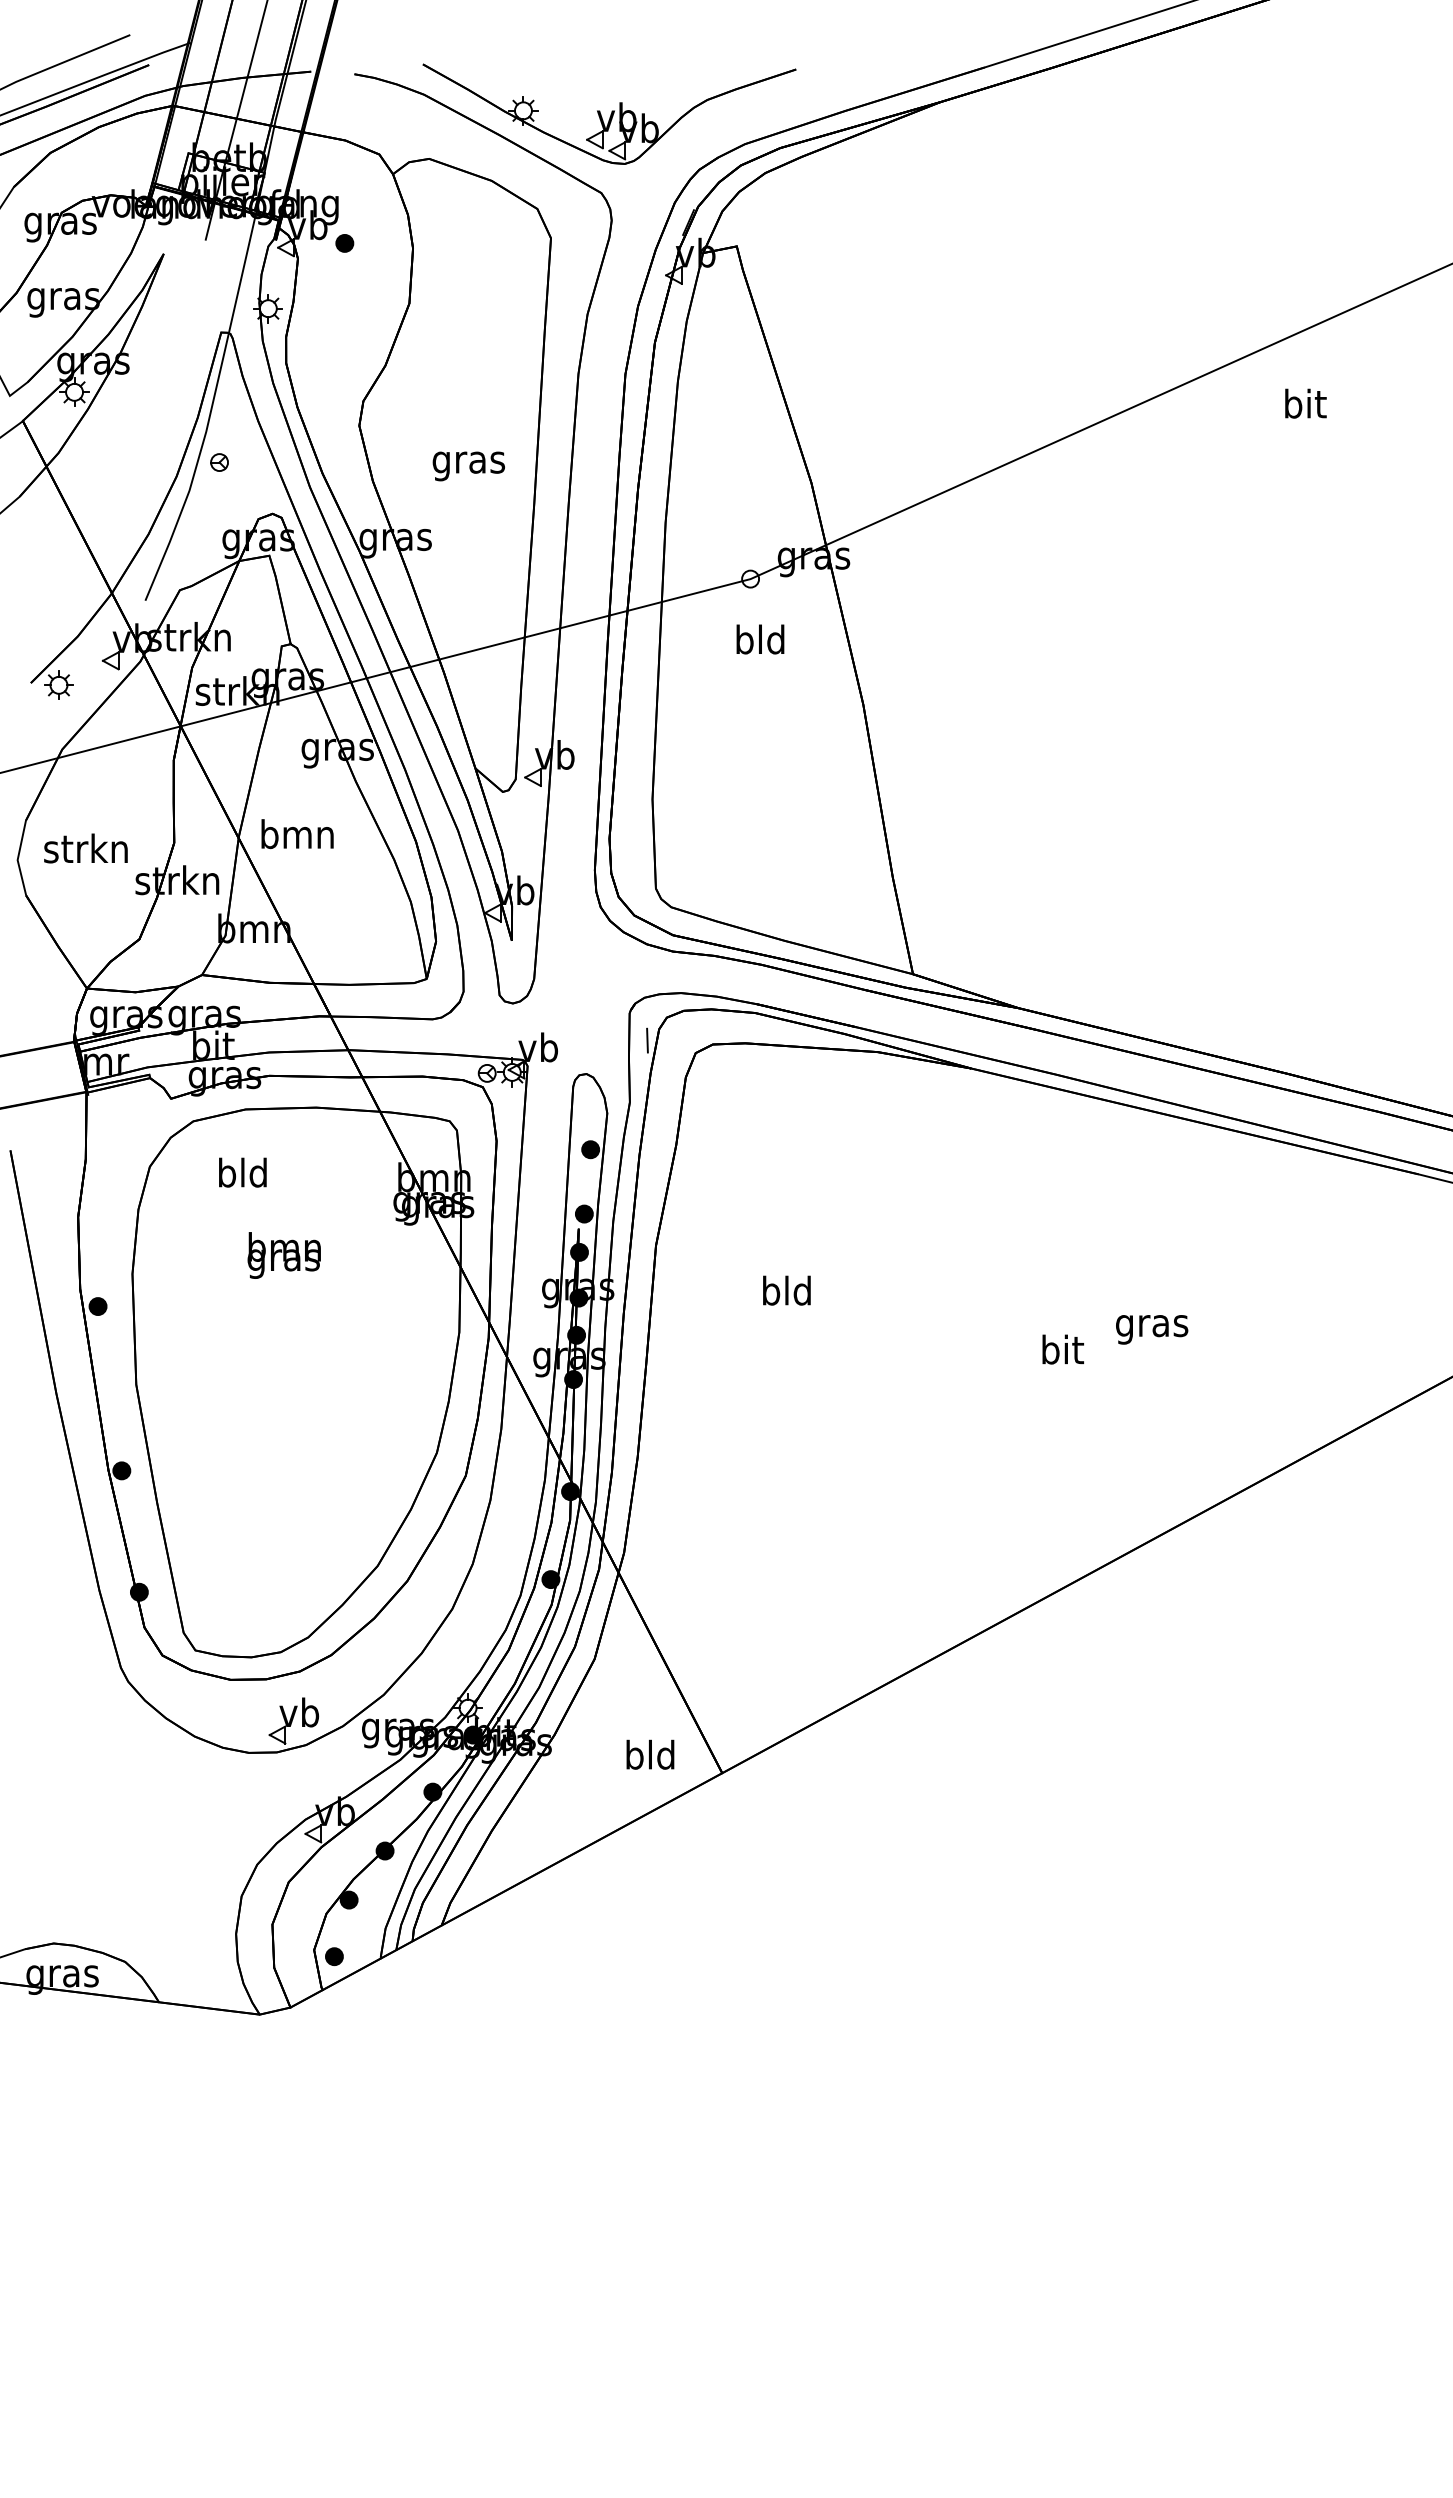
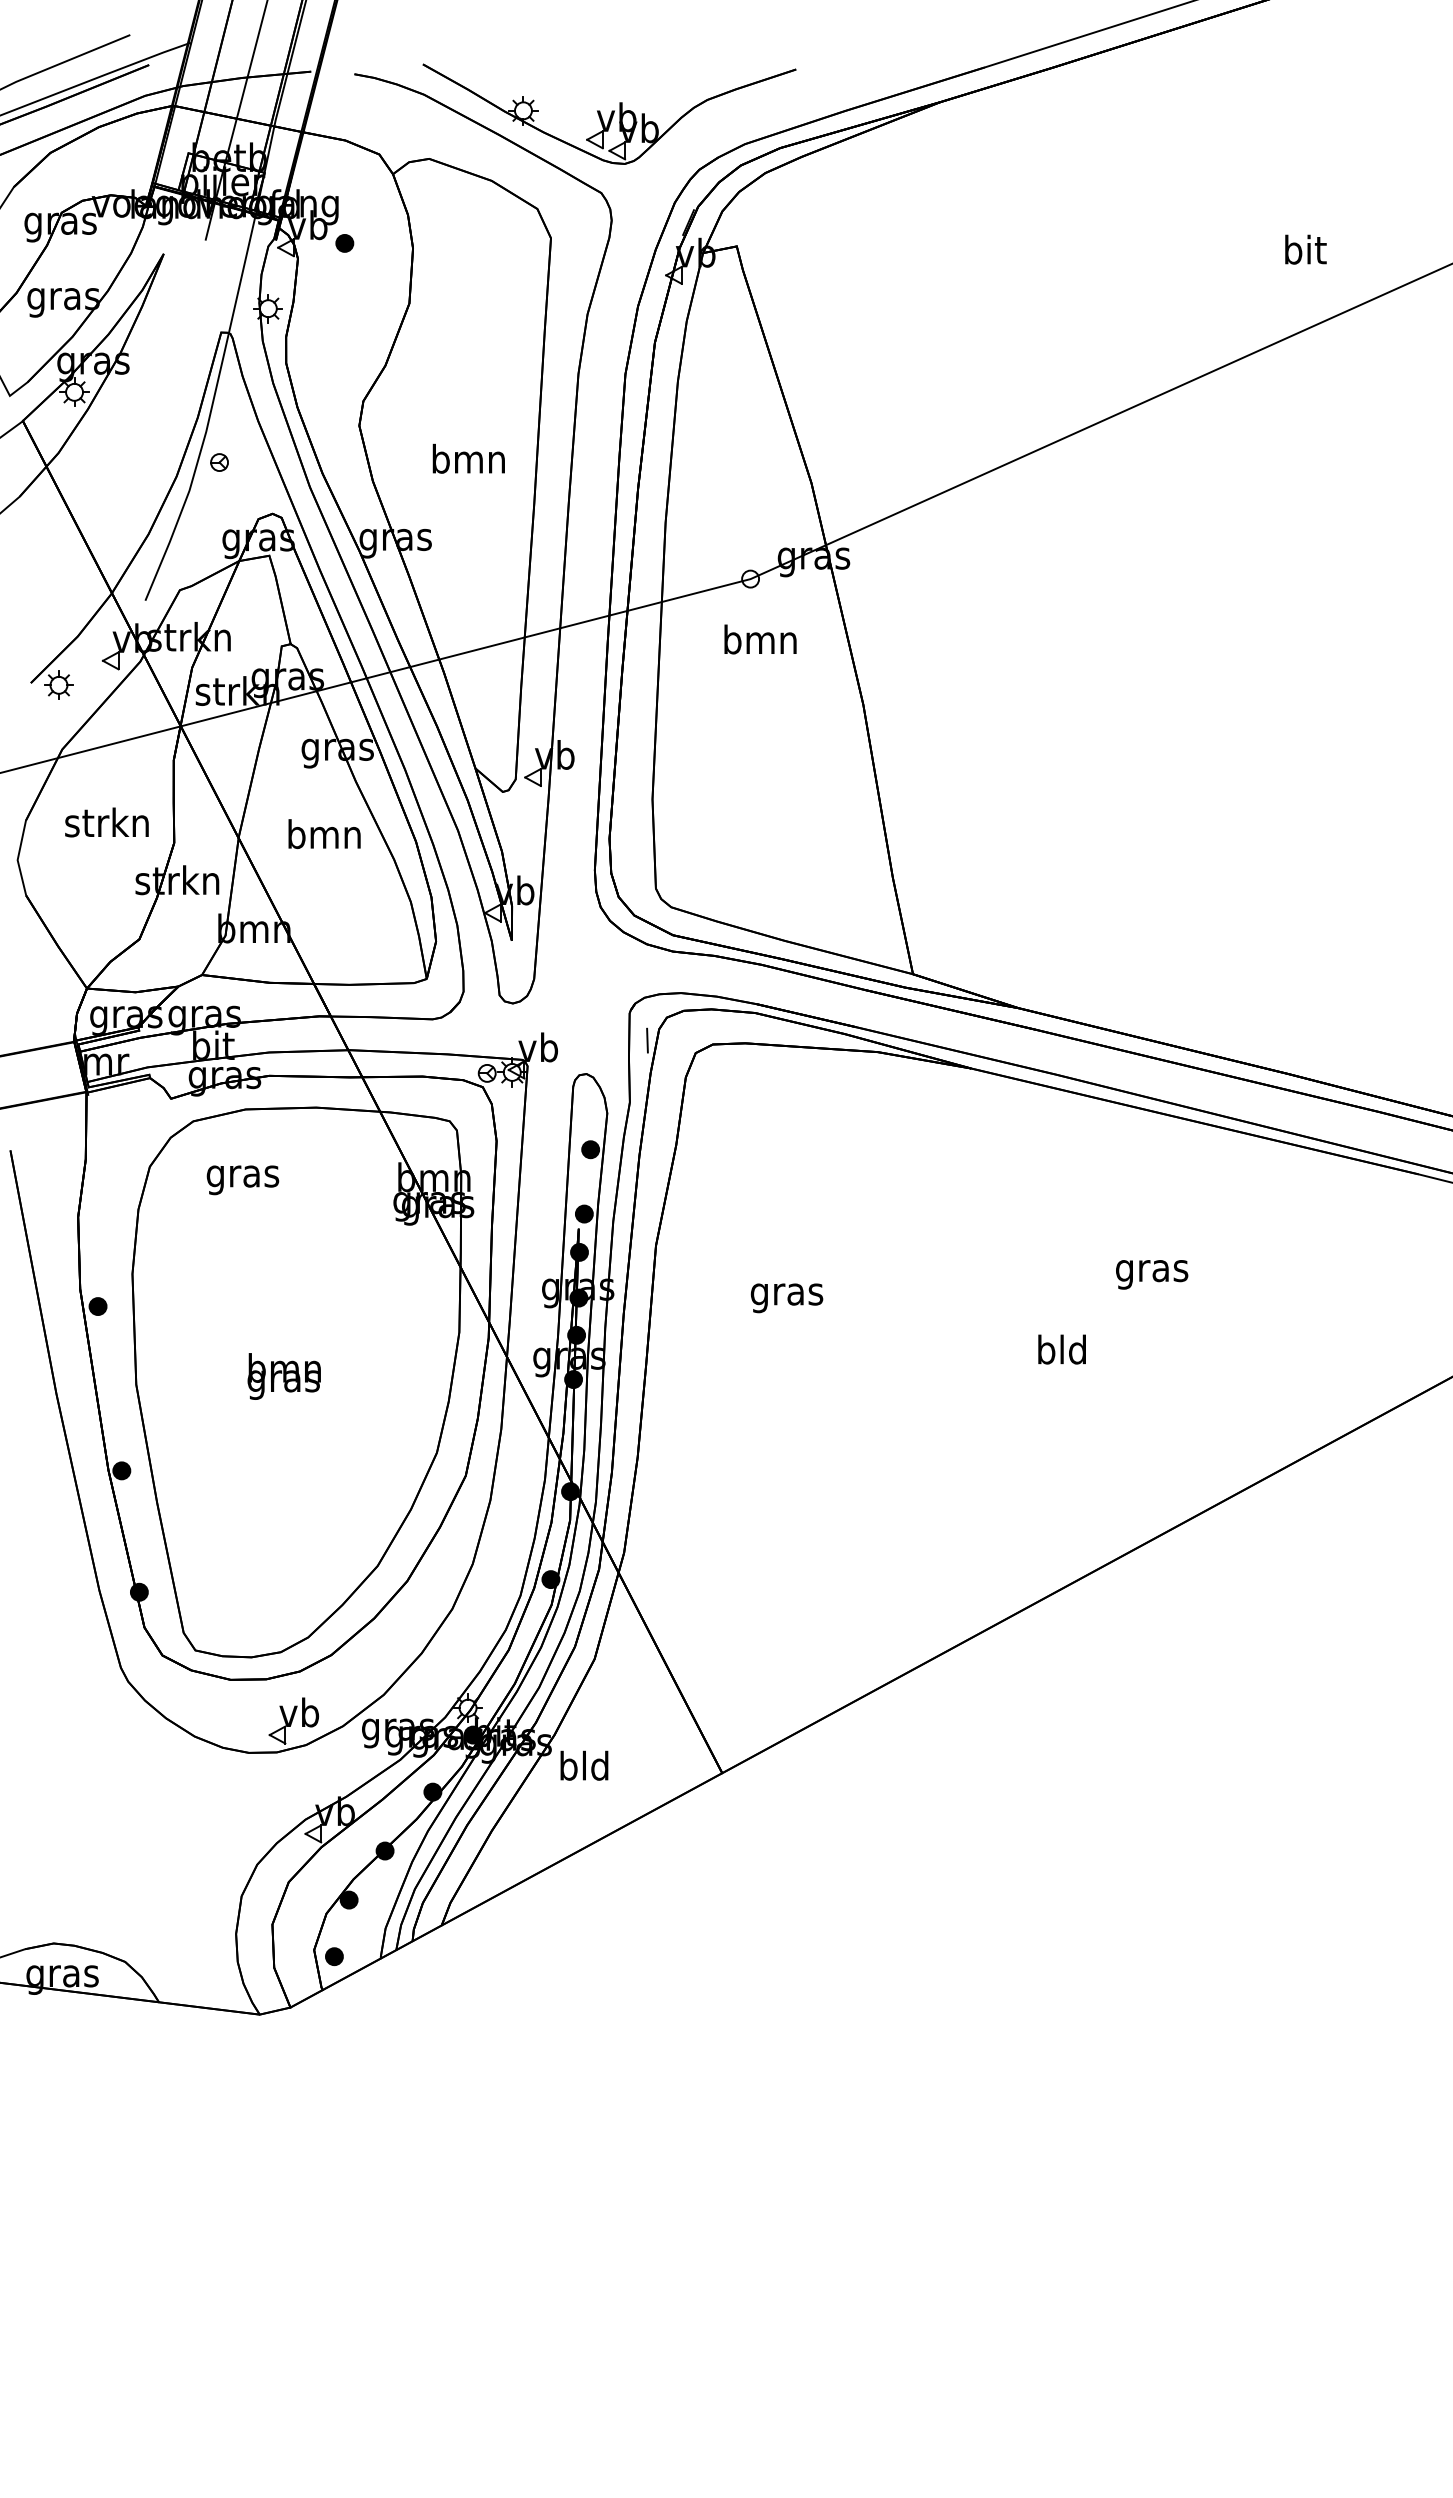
text position: (1305, 403) -> (1305, 249) (1305, 249)
text: gras -> bmn (468, 462)
text: bld -> bmn (760, 639)
text position: (297, 834) -> (324, 834) (324, 834)
text position: (85, 848) -> (106, 822) (106, 822)
text: bld -> gras (242, 1176)
text position: (283, 1255) -> (283, 1376) (283, 1376)
text: bld -> gras (786, 1294)
text position: (1152, 1329) -> (1152, 1274) (1152, 1274)
text: bit -> bld (1061, 1349)
text position: (650, 1754) -> (584, 1765) (584, 1765)
